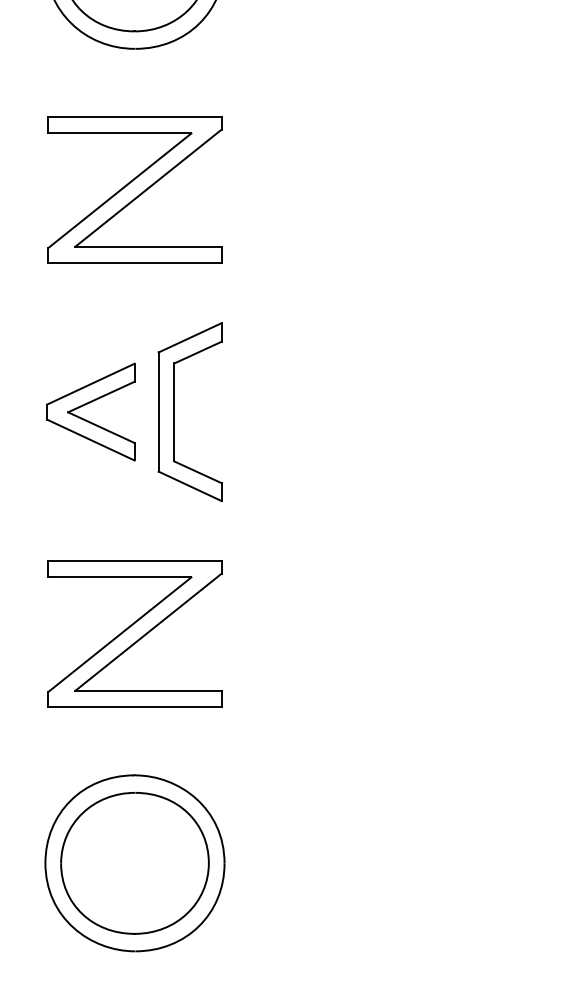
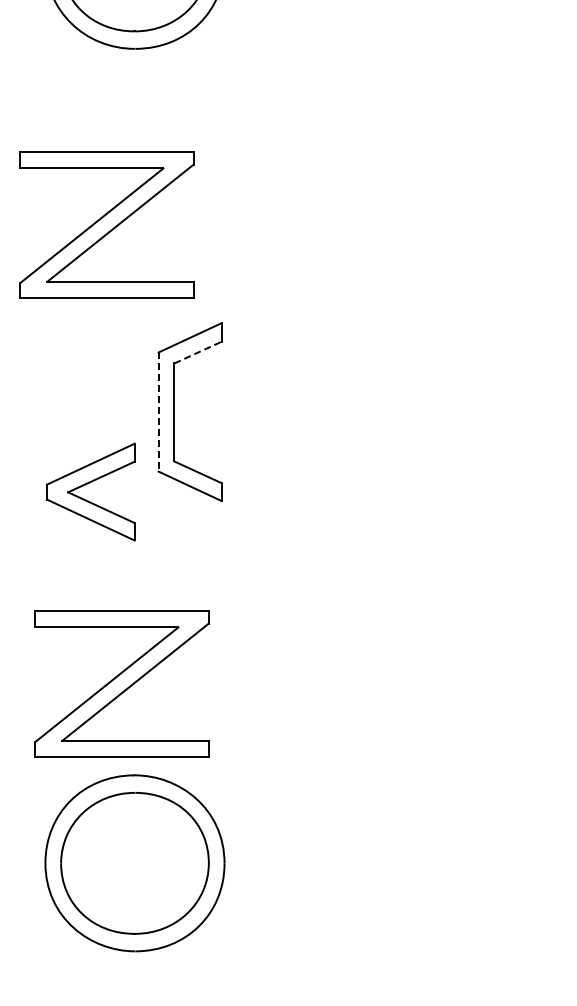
part position: (134, 189) -> (106, 224) (106, 224)
line: solid -> dashed (198, 352)
part position: (87, 404) -> (87, 484) (87, 484)
line: solid -> dashed (158, 412)
part position: (134, 633) -> (121, 683) (121, 683)
